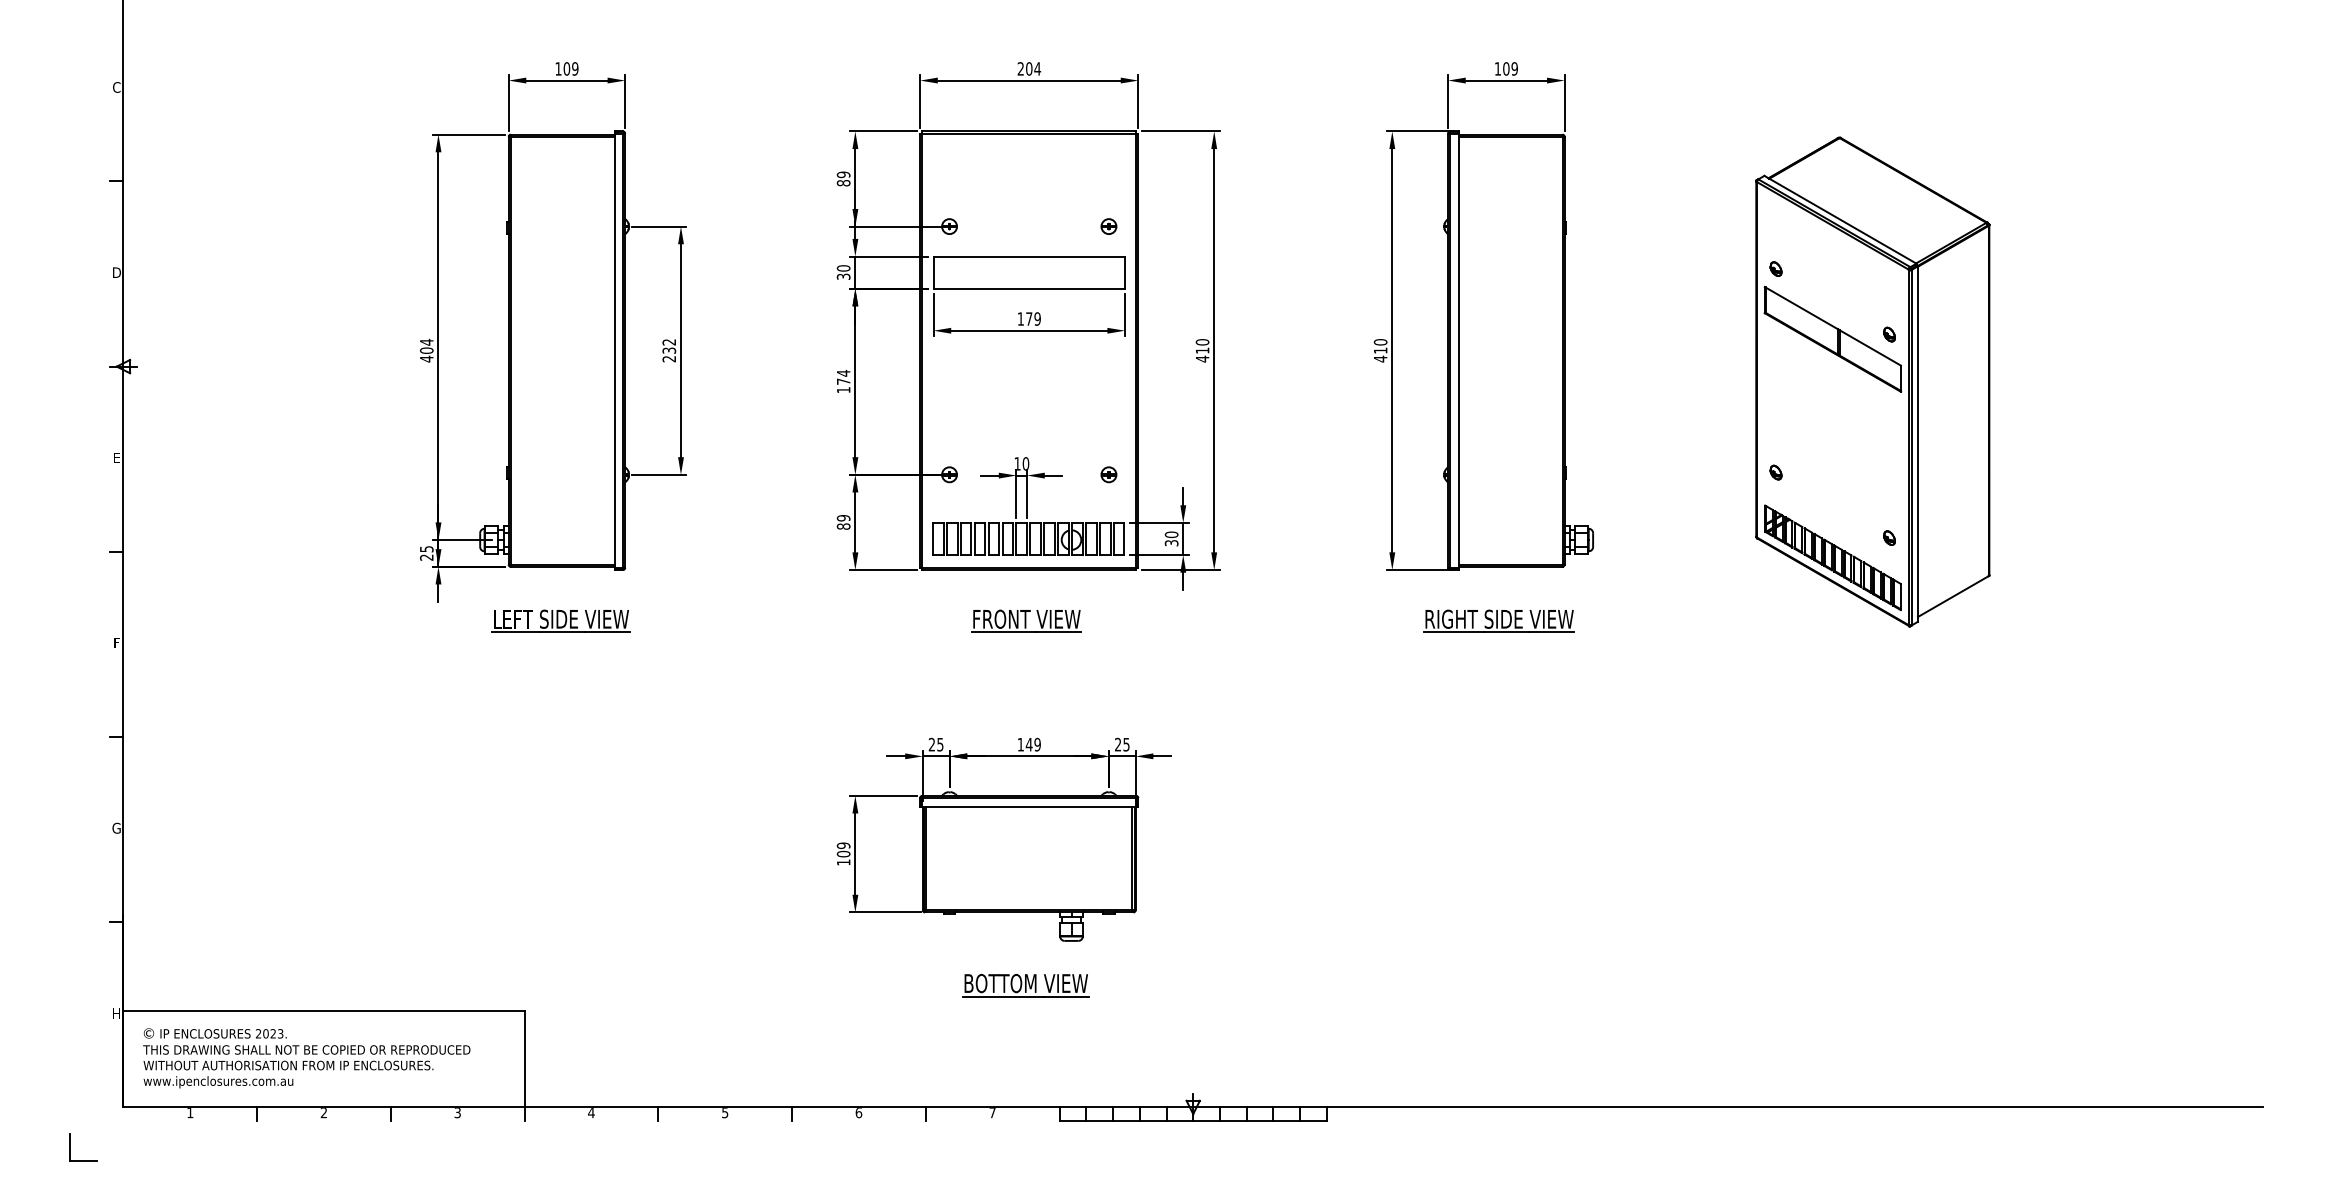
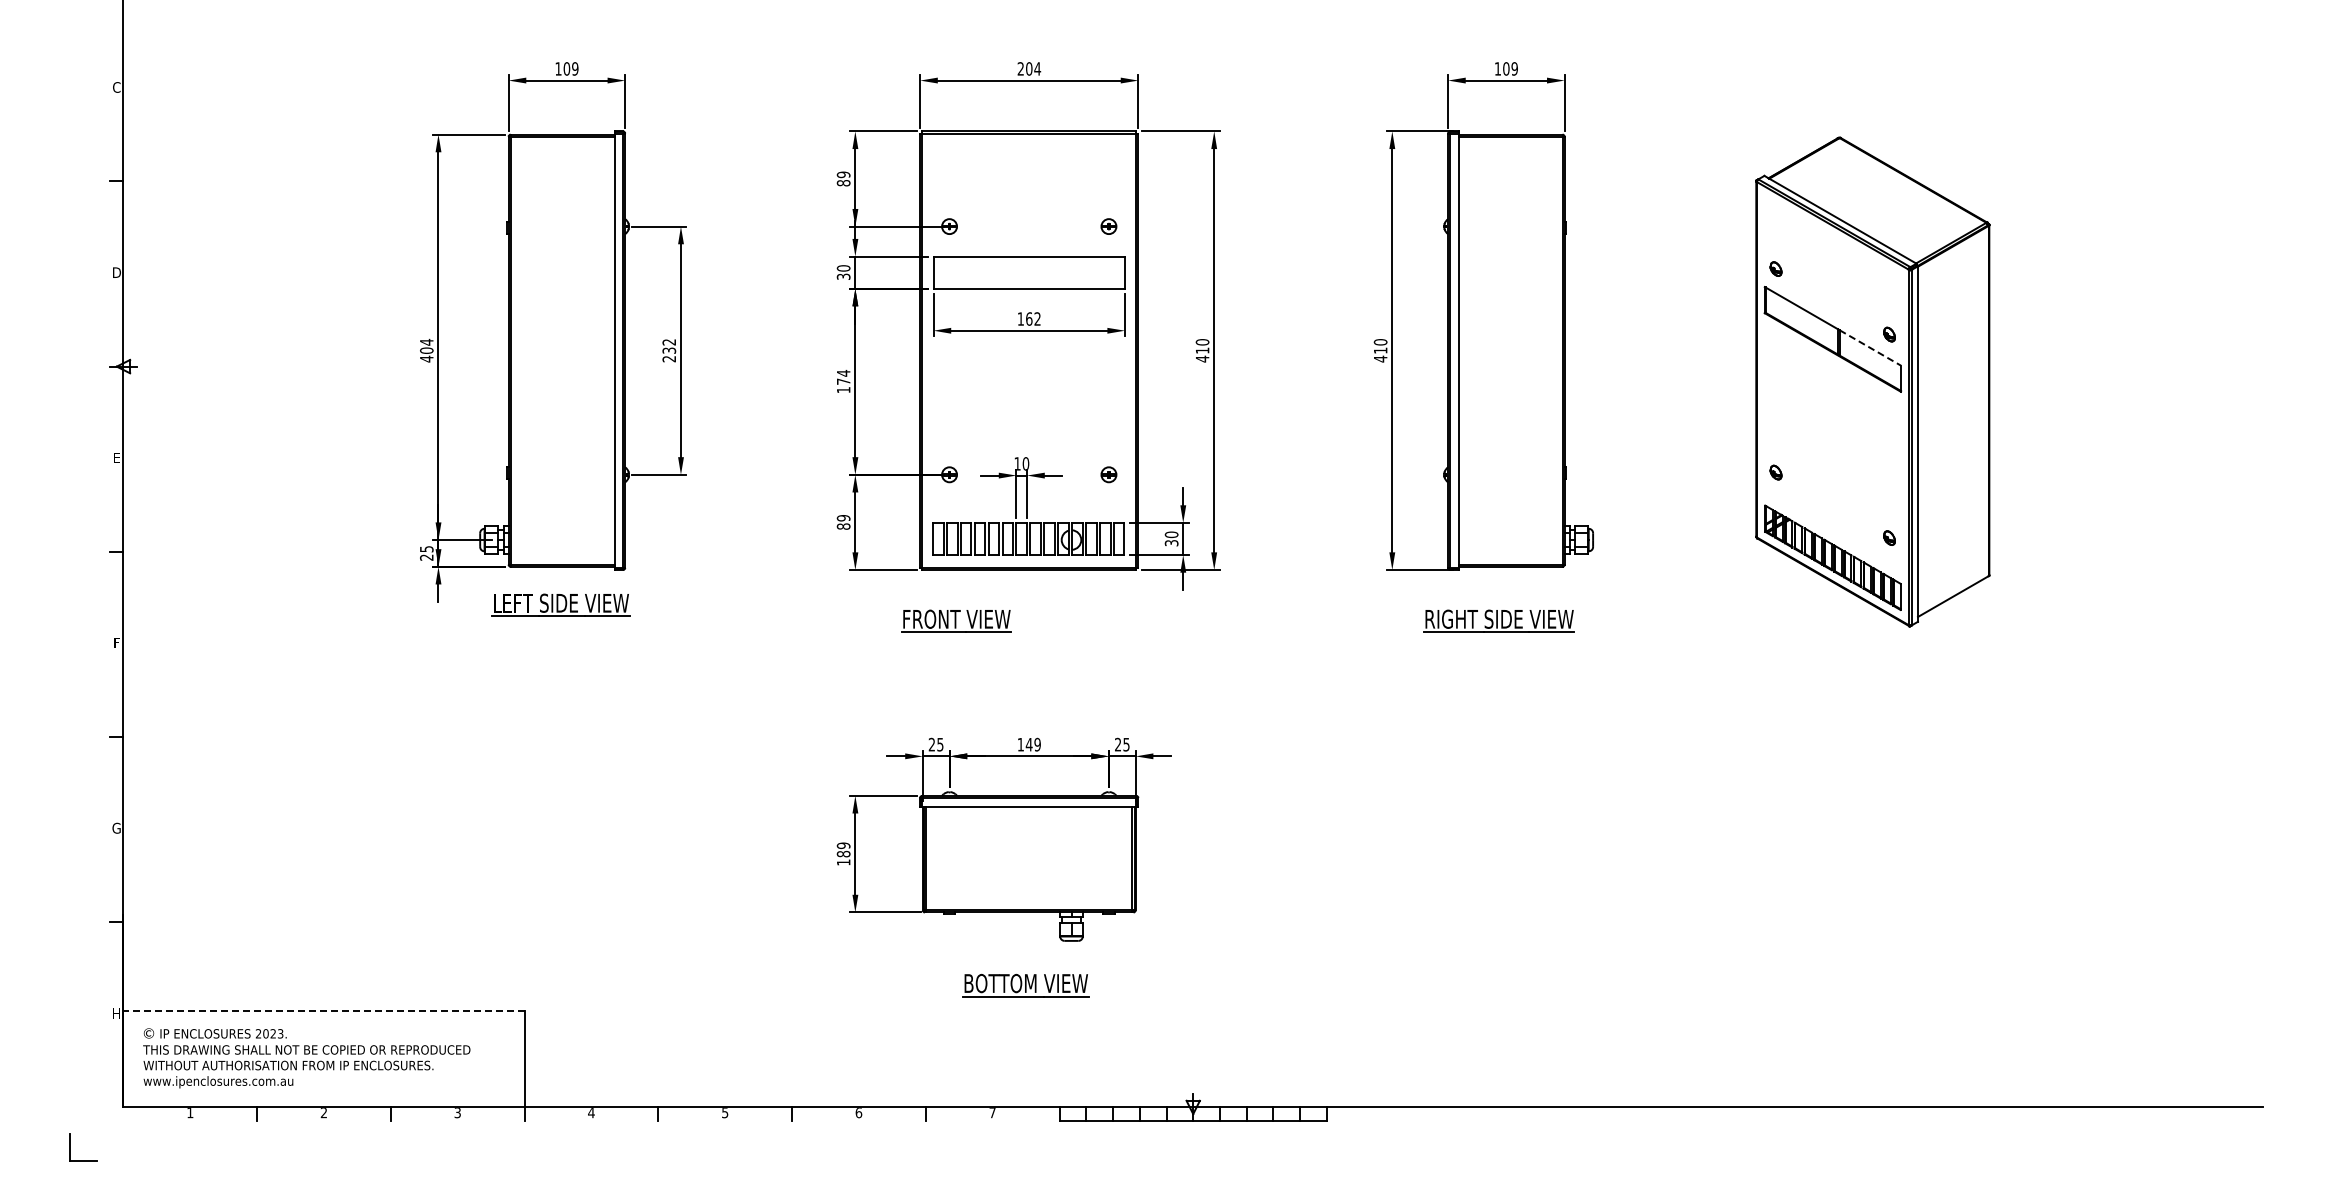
text: 179 -> 162 (1033, 318)
line: solid -> dashed (1870, 348)
part position: (560, 620) -> (560, 604) (560, 604)
part position: (1026, 620) -> (956, 620) (956, 620)
text: 109 -> 189 (843, 853)
line: solid -> dashed (324, 1011)
